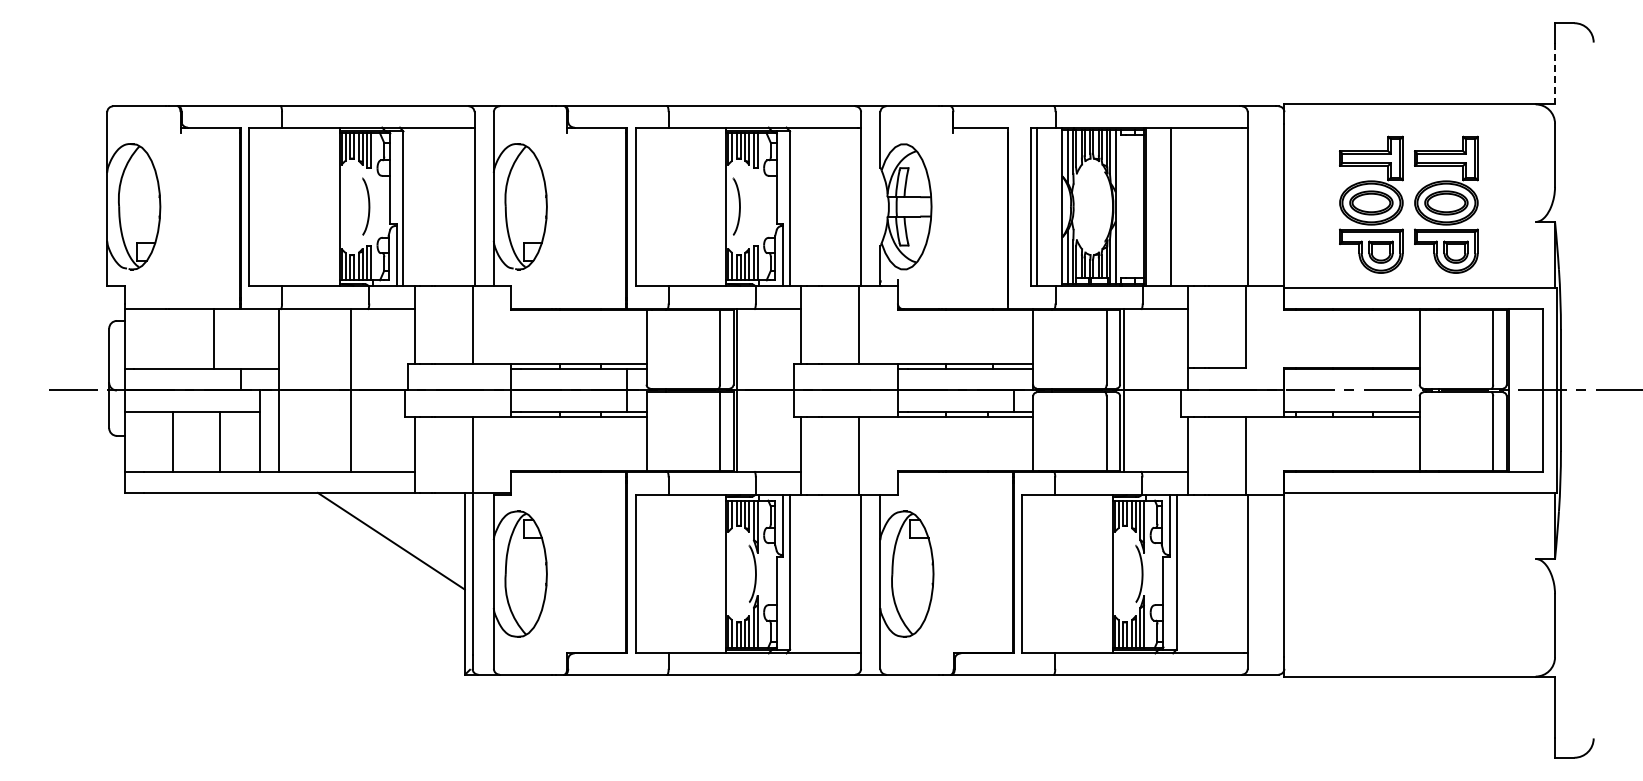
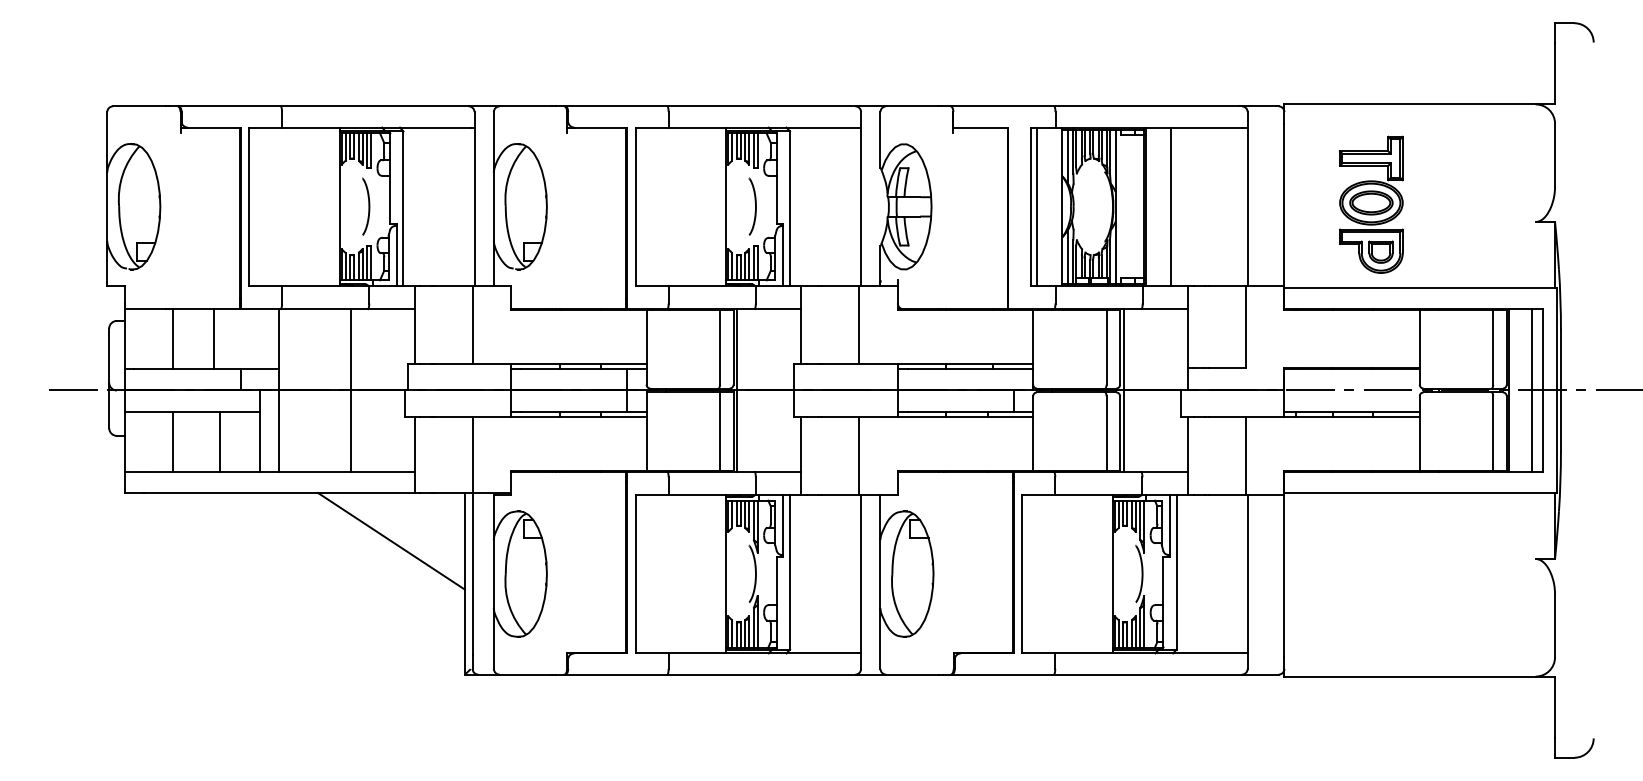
line: dashed -> solid (1555, 73)
part: present -> none (1446, 204)
curve position: (739, 206) -> (755, 206) (755, 206)
line: none -> present (172, 339)
line: none -> present (1531, 390)
